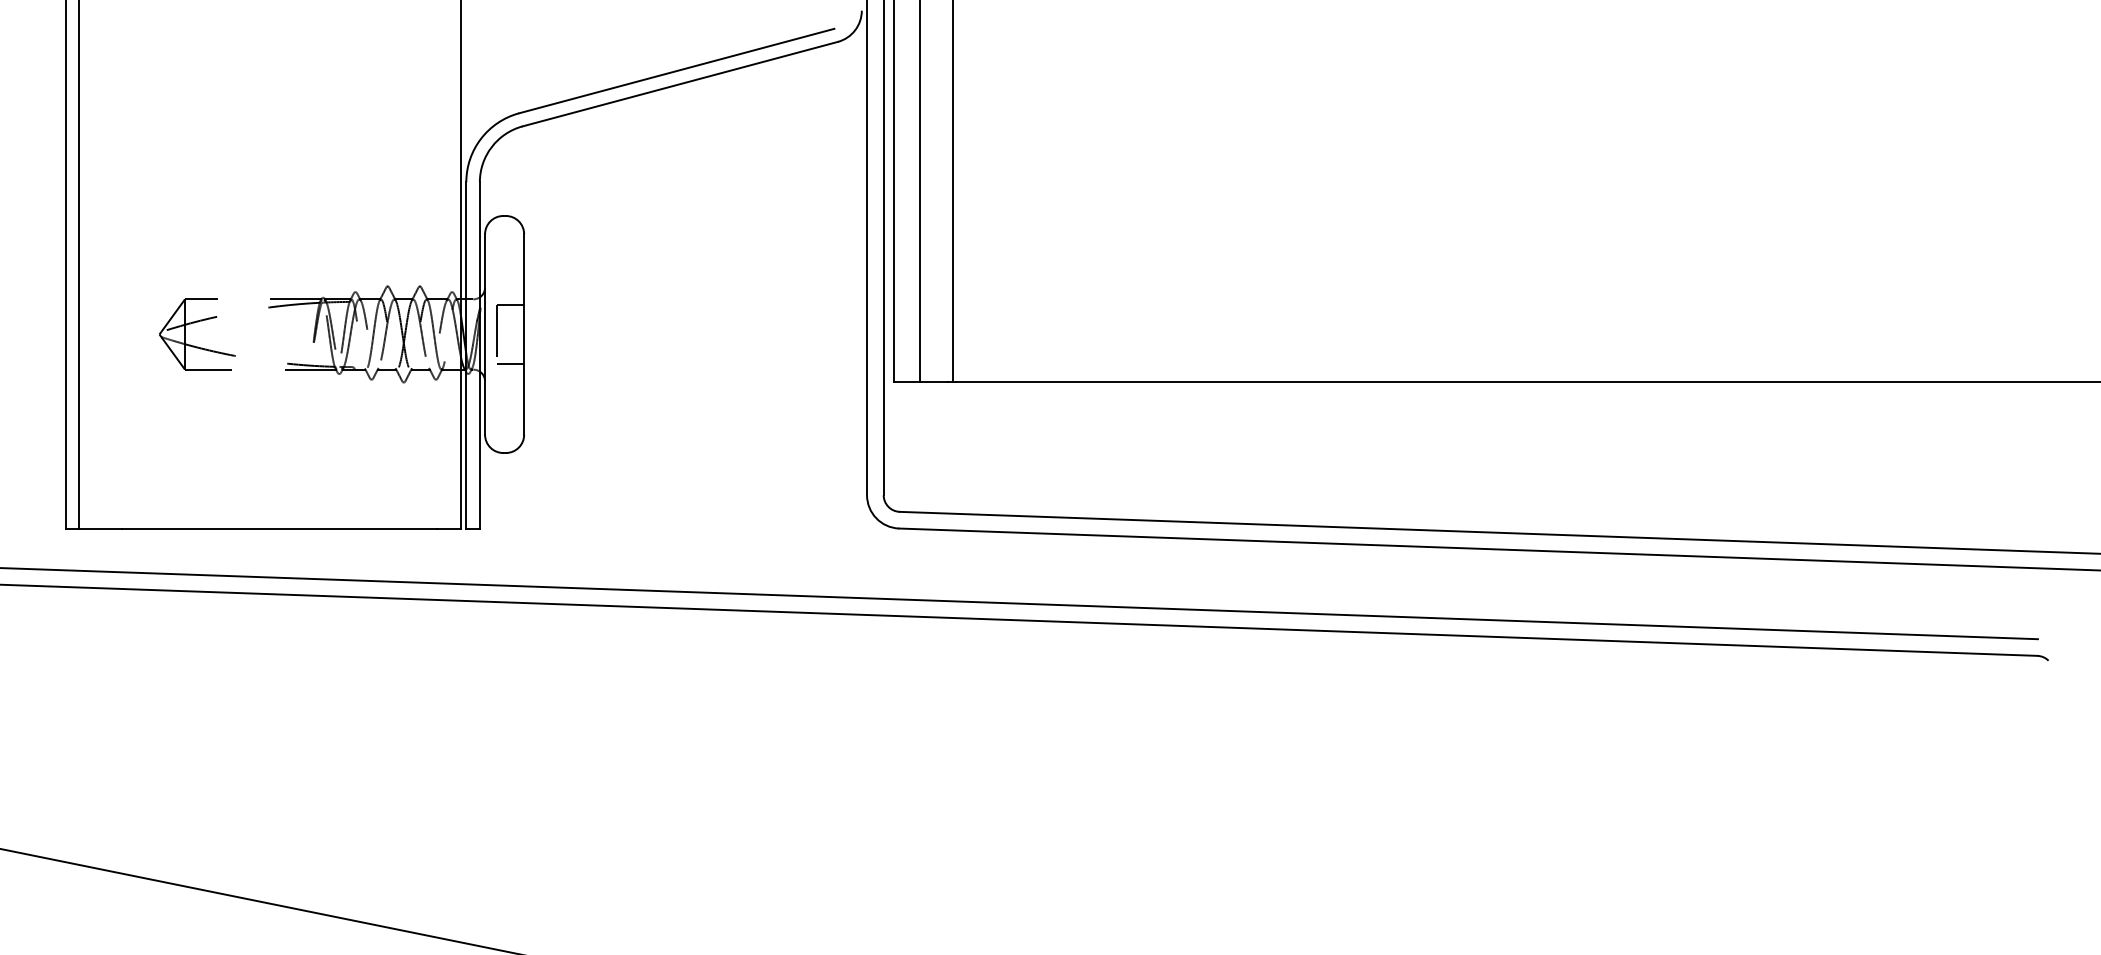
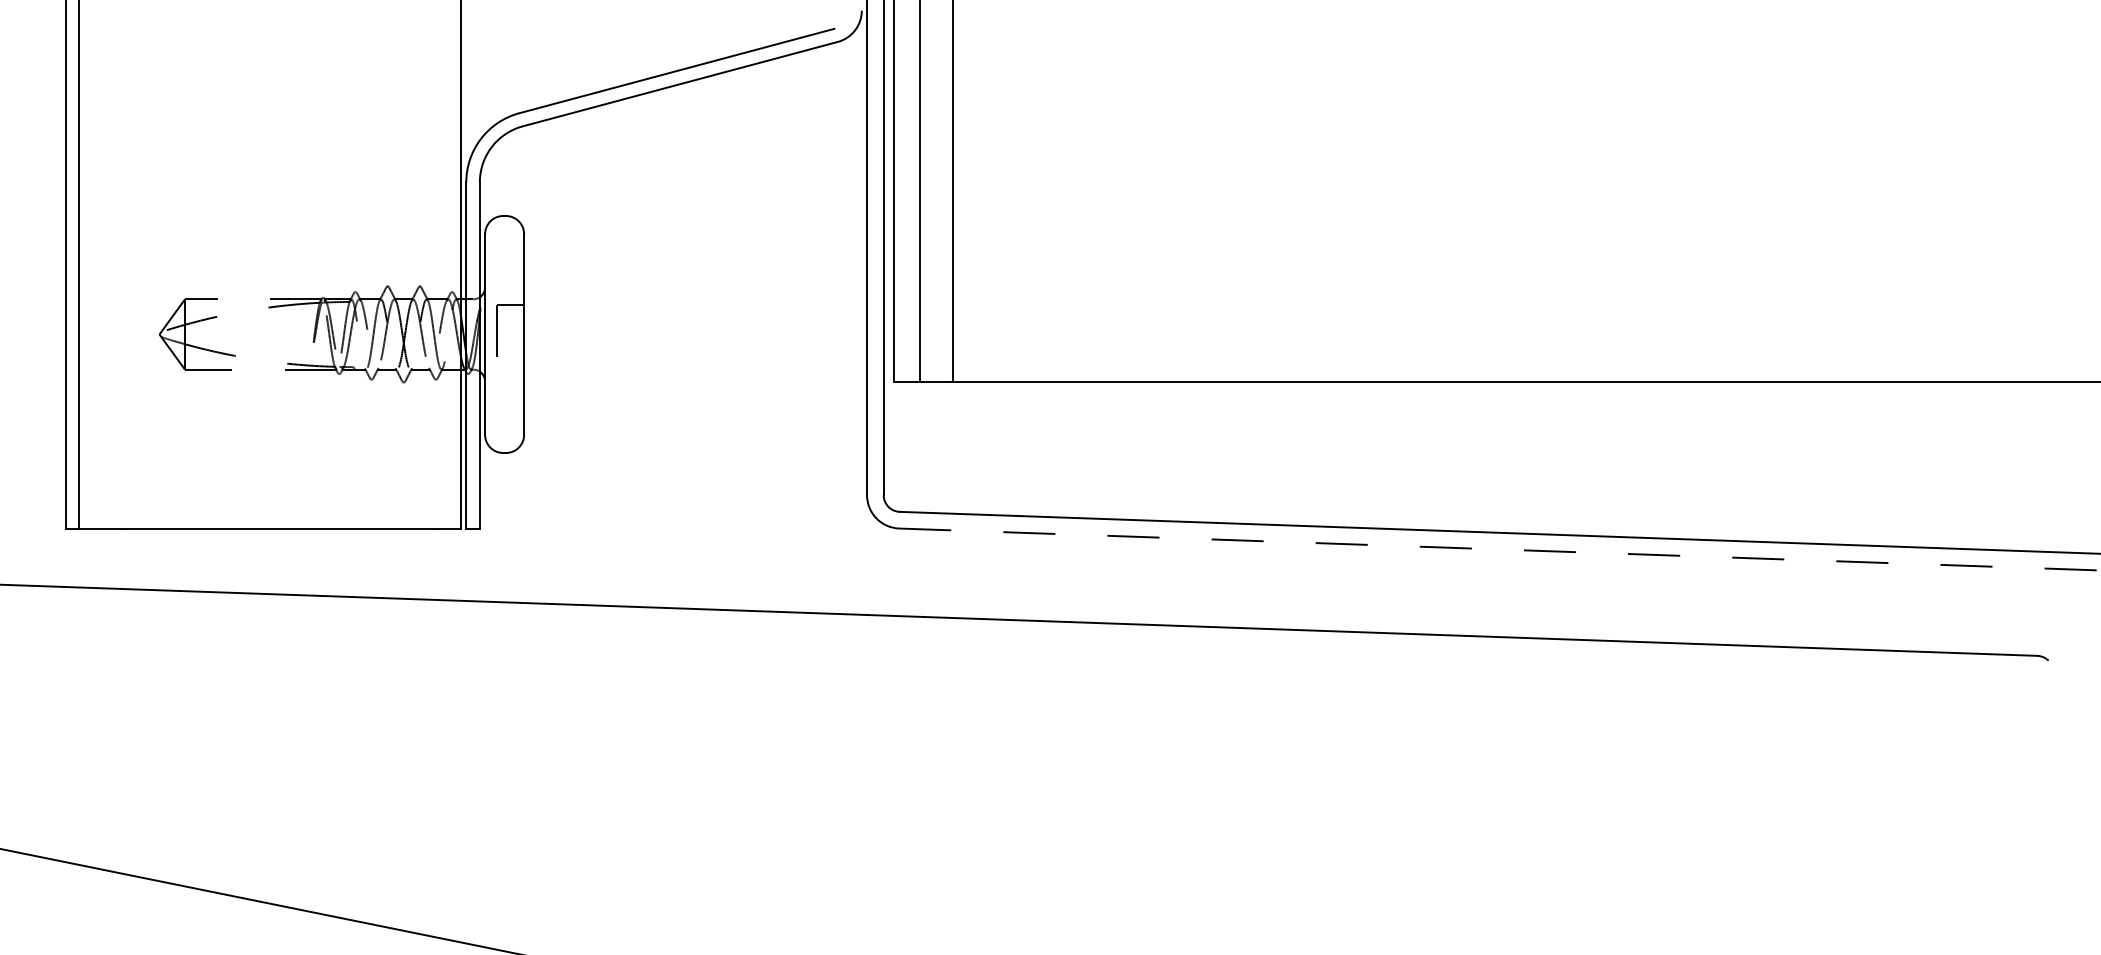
line: present -> none (510, 363)
line: solid -> dashed (1500, 549)
line: present -> none (1019, 603)
